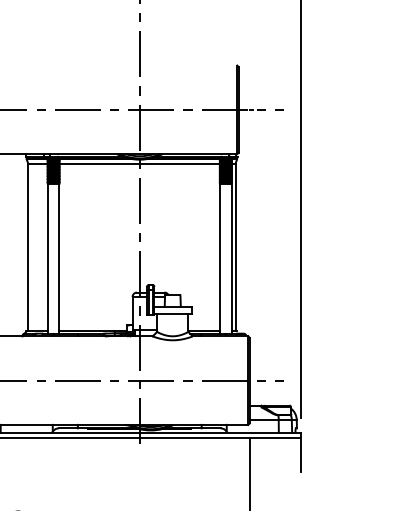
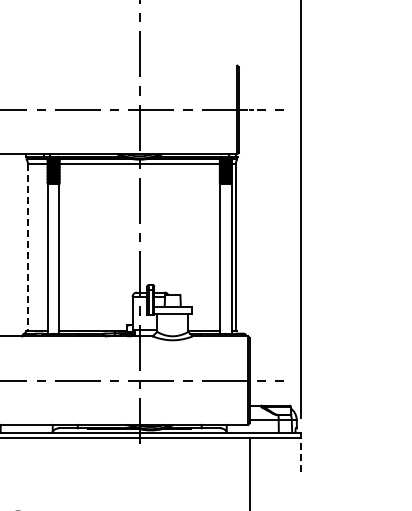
line: solid -> dashed (28, 247)
line: solid -> dashed (301, 454)
